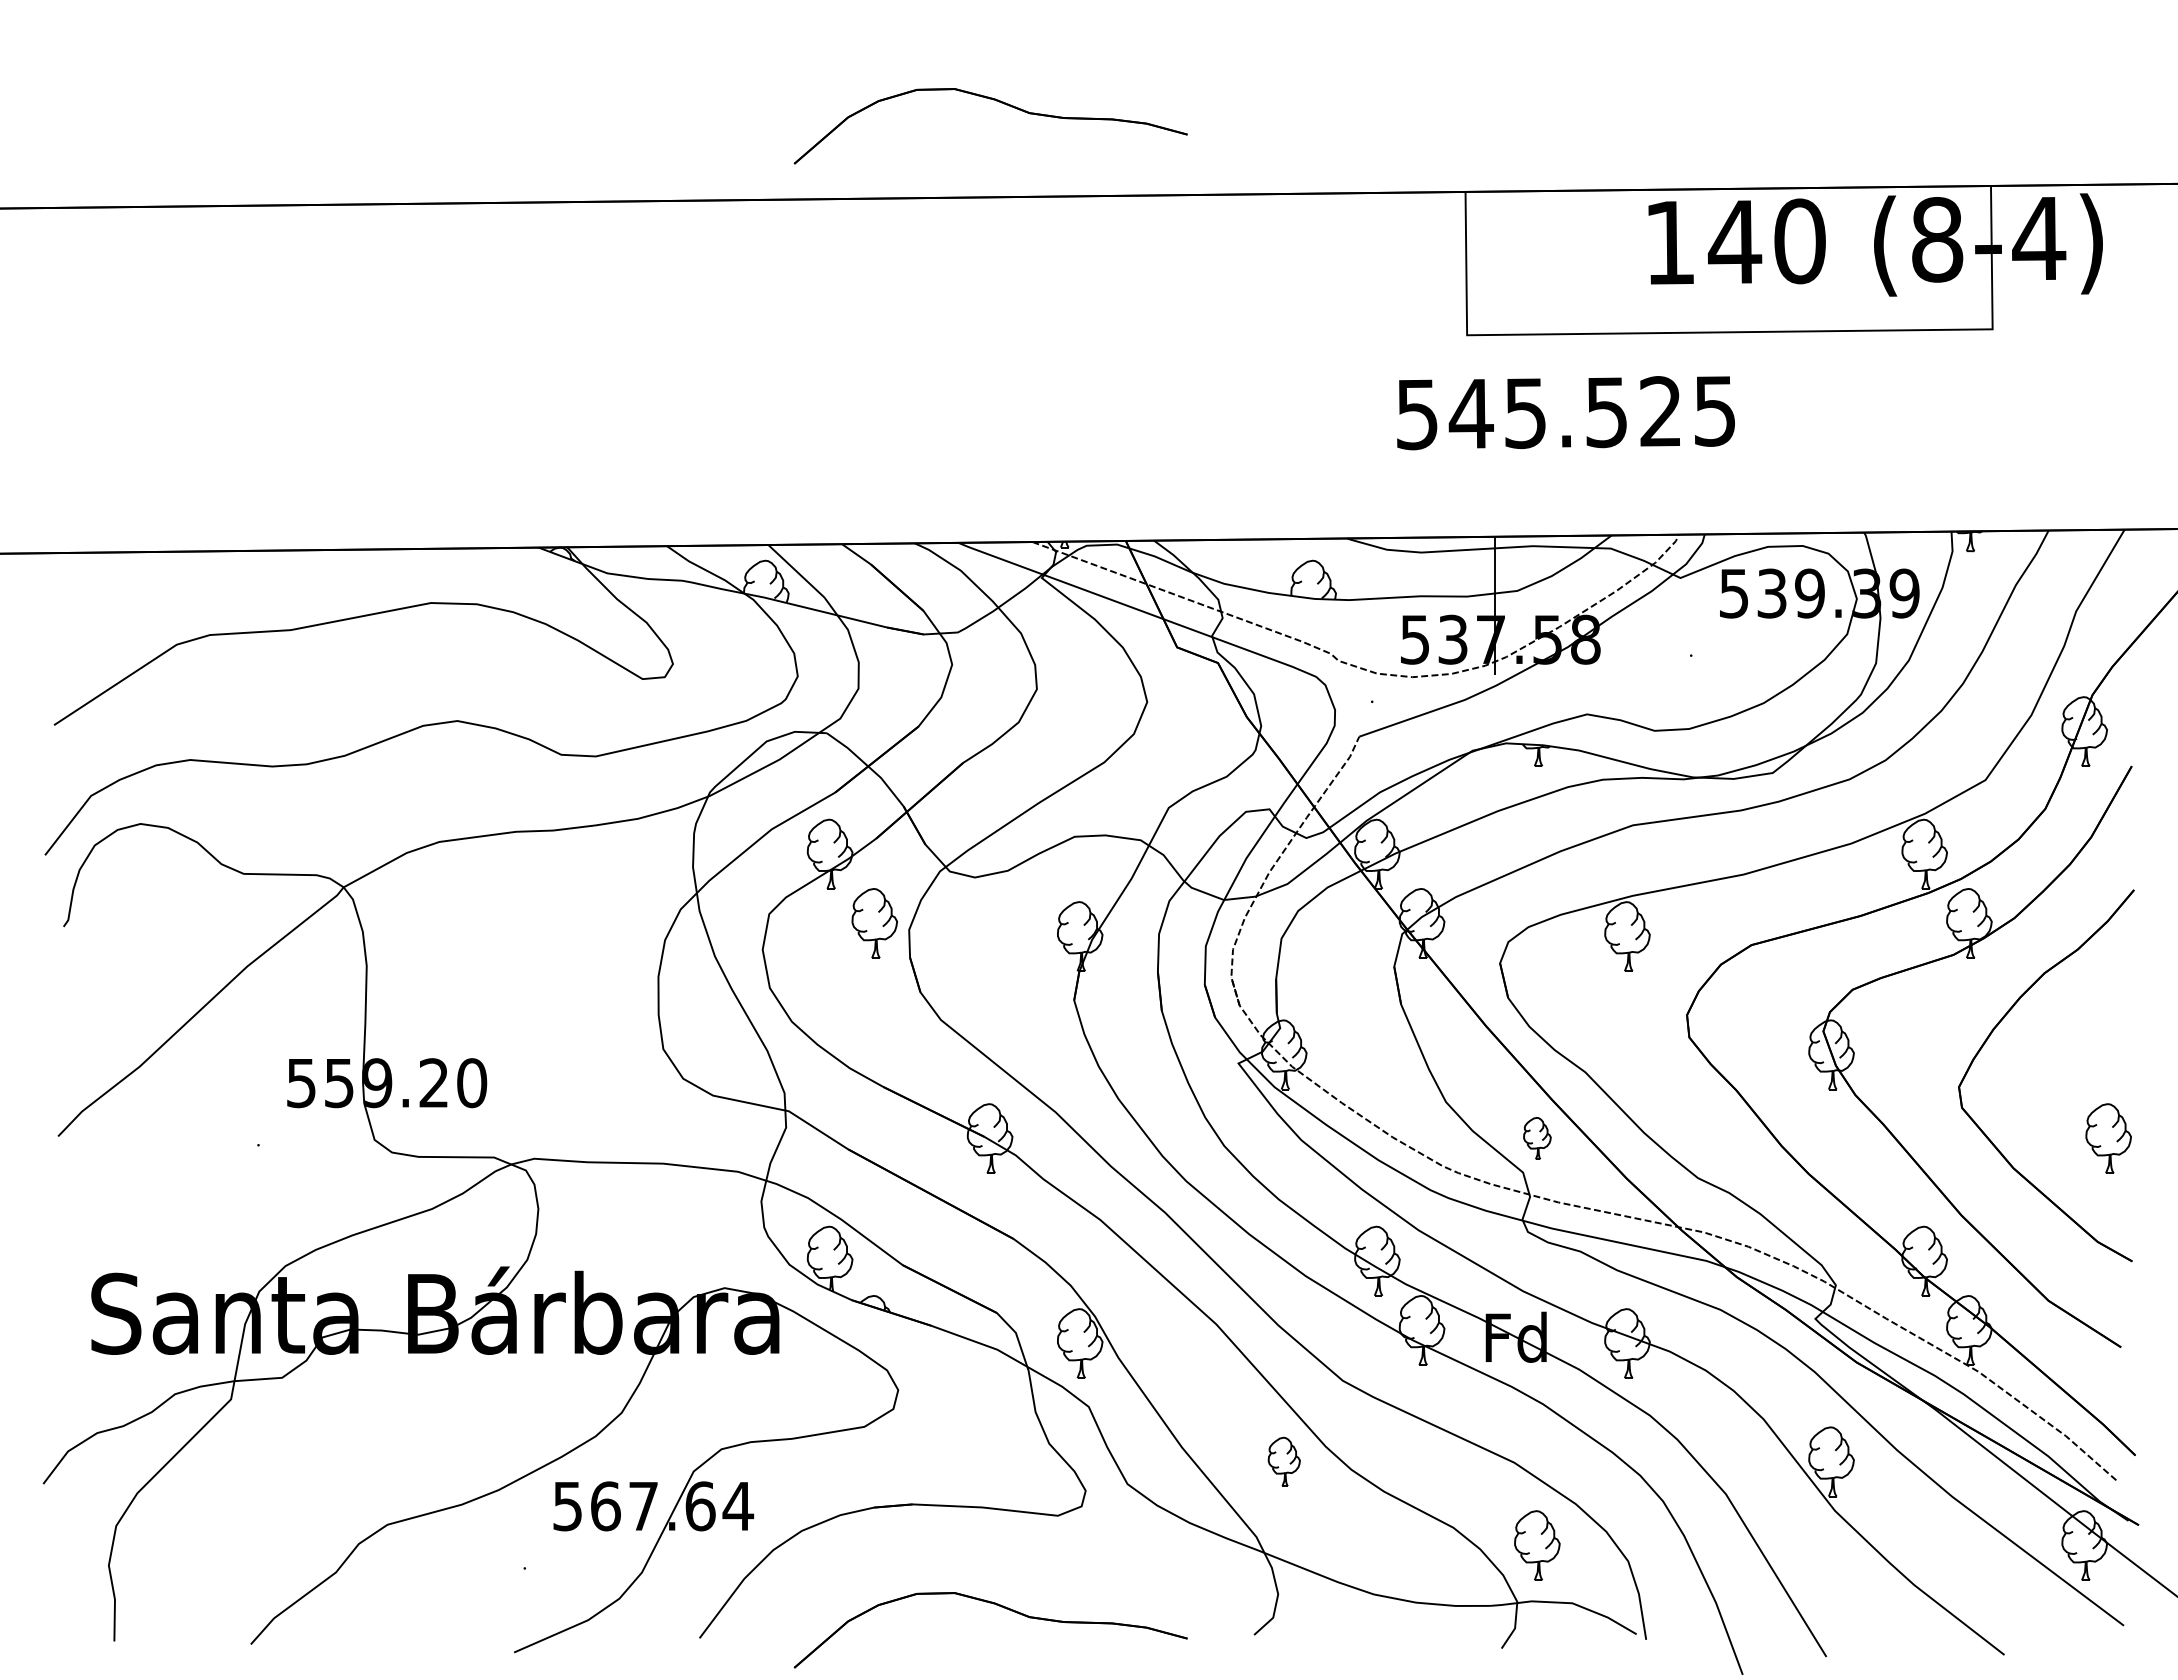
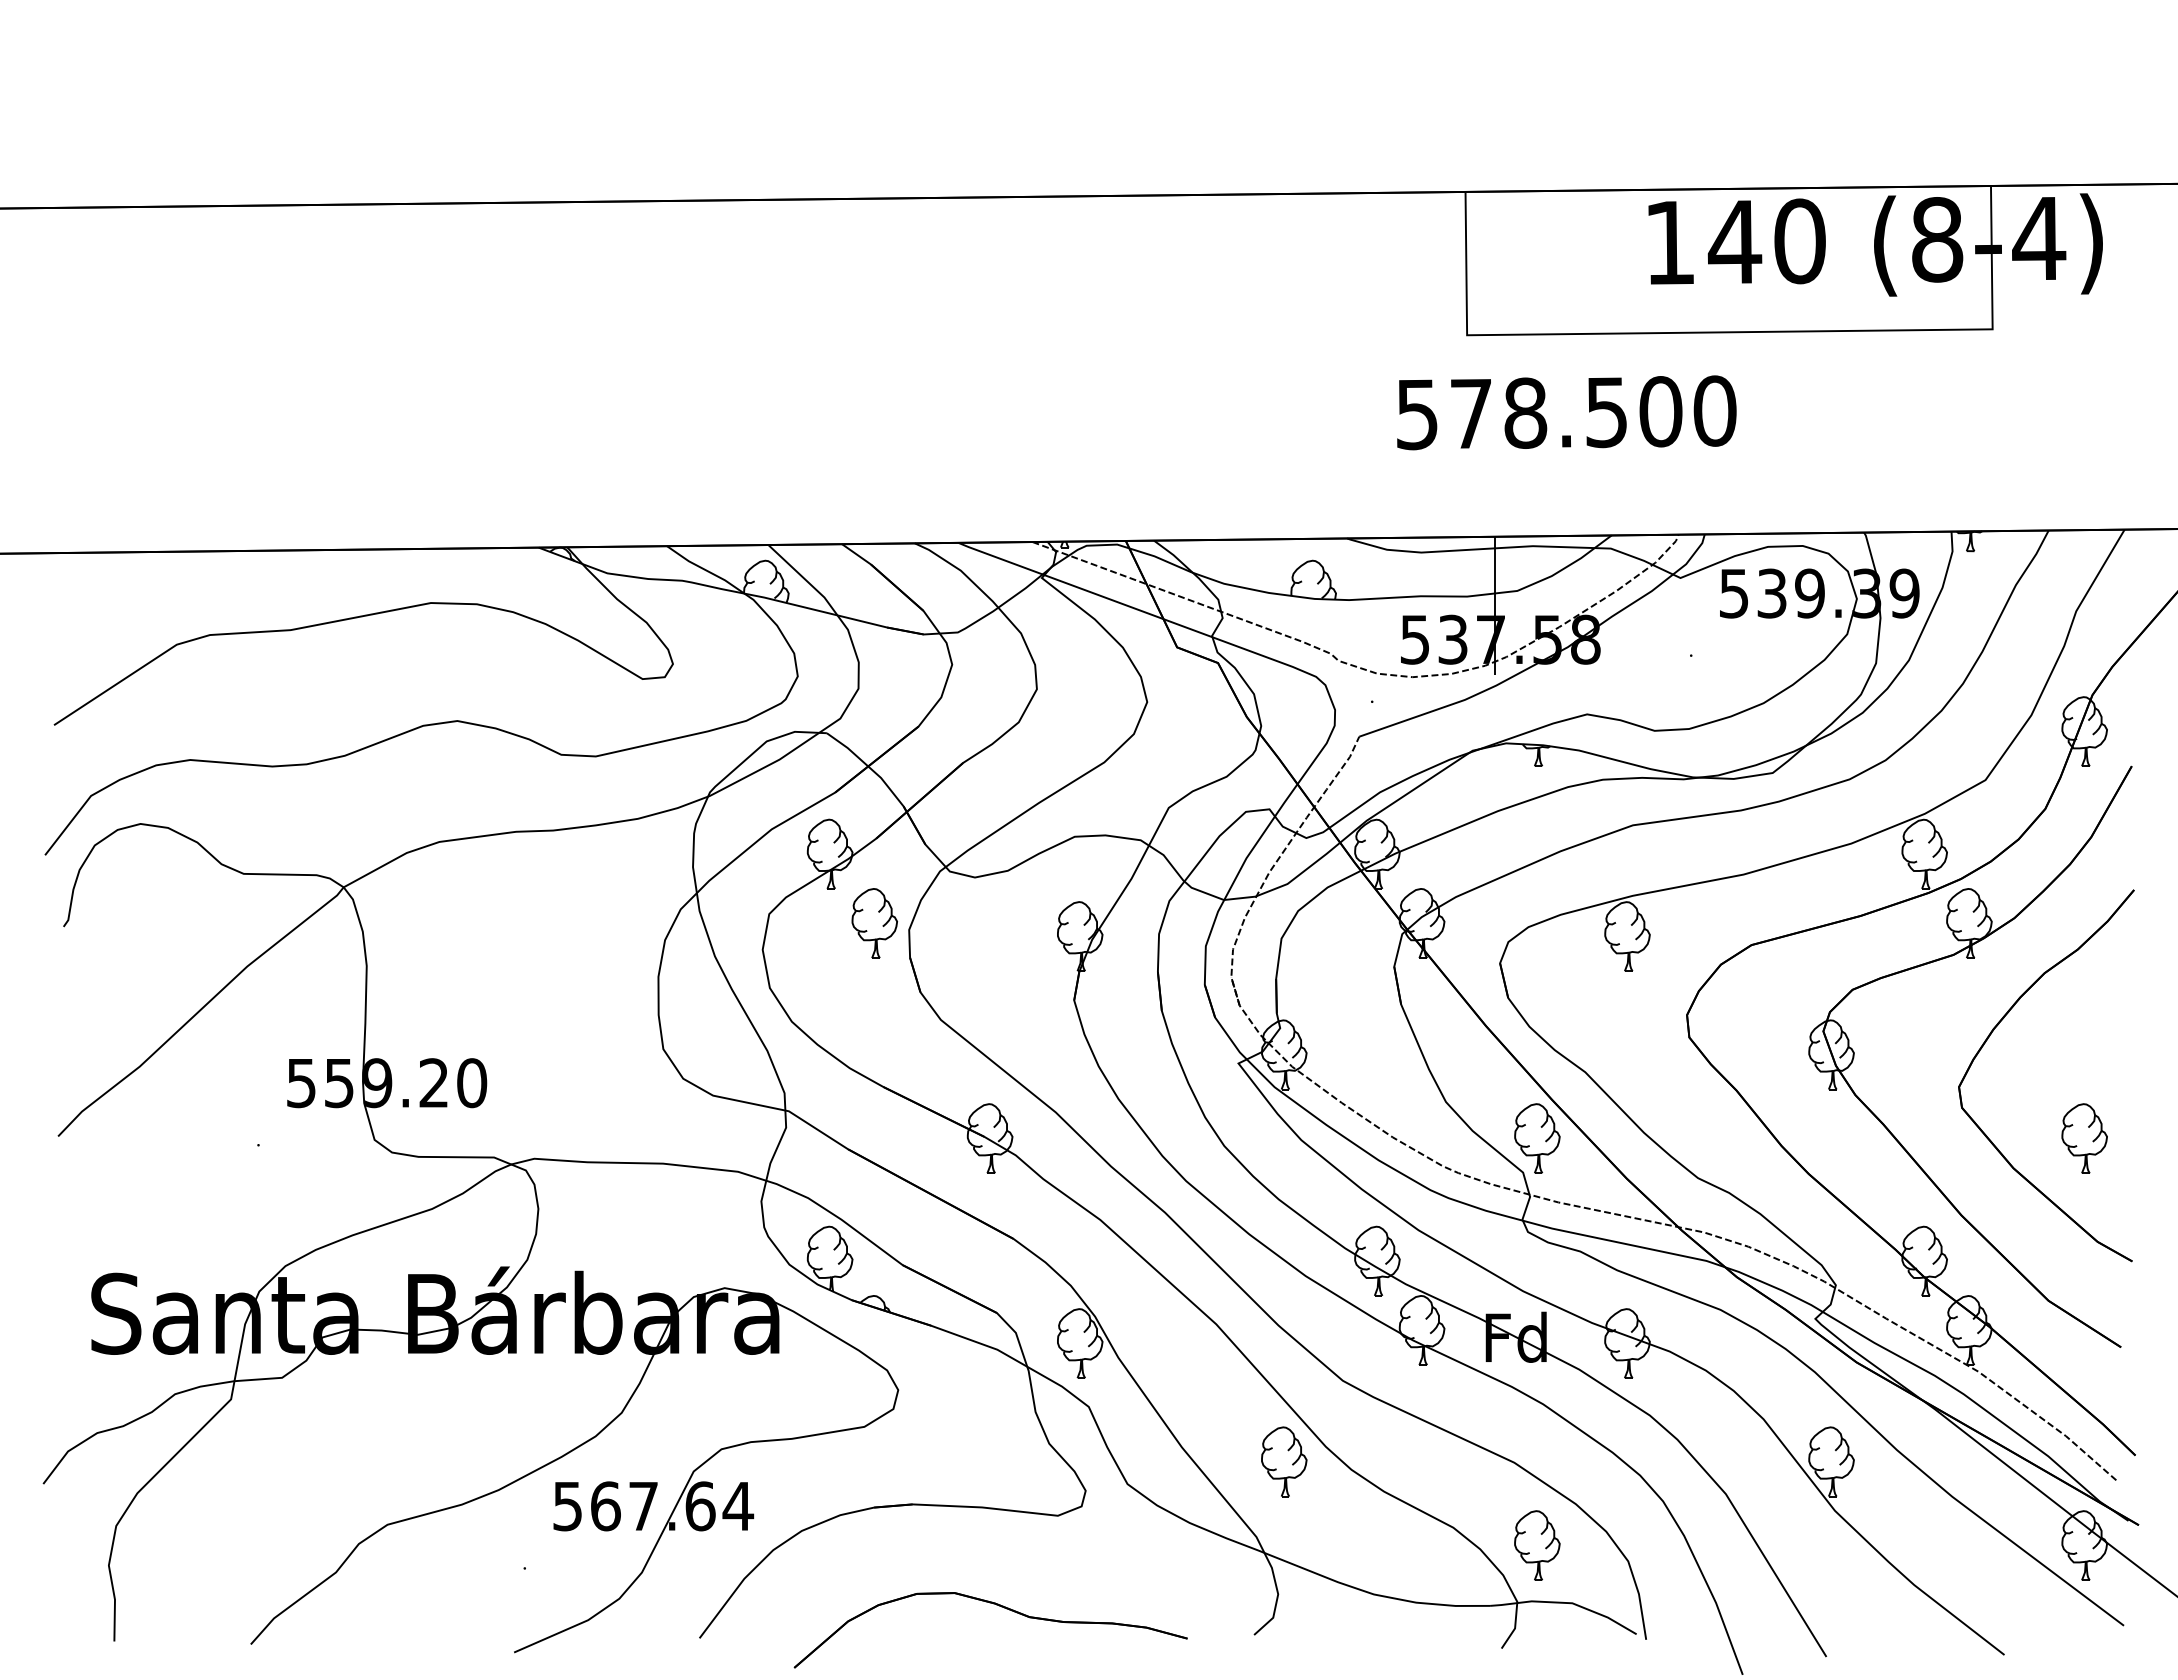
part: present -> none (1001, 103)
text: 545.525 -> 578.500 (1592, 412)
part size: 29x43 px -> 47x71 px (1537, 1138)
part position: (2108, 1138) -> (2084, 1138) (2084, 1138)
part size: 34x51 px -> 47x72 px (1284, 1461)
